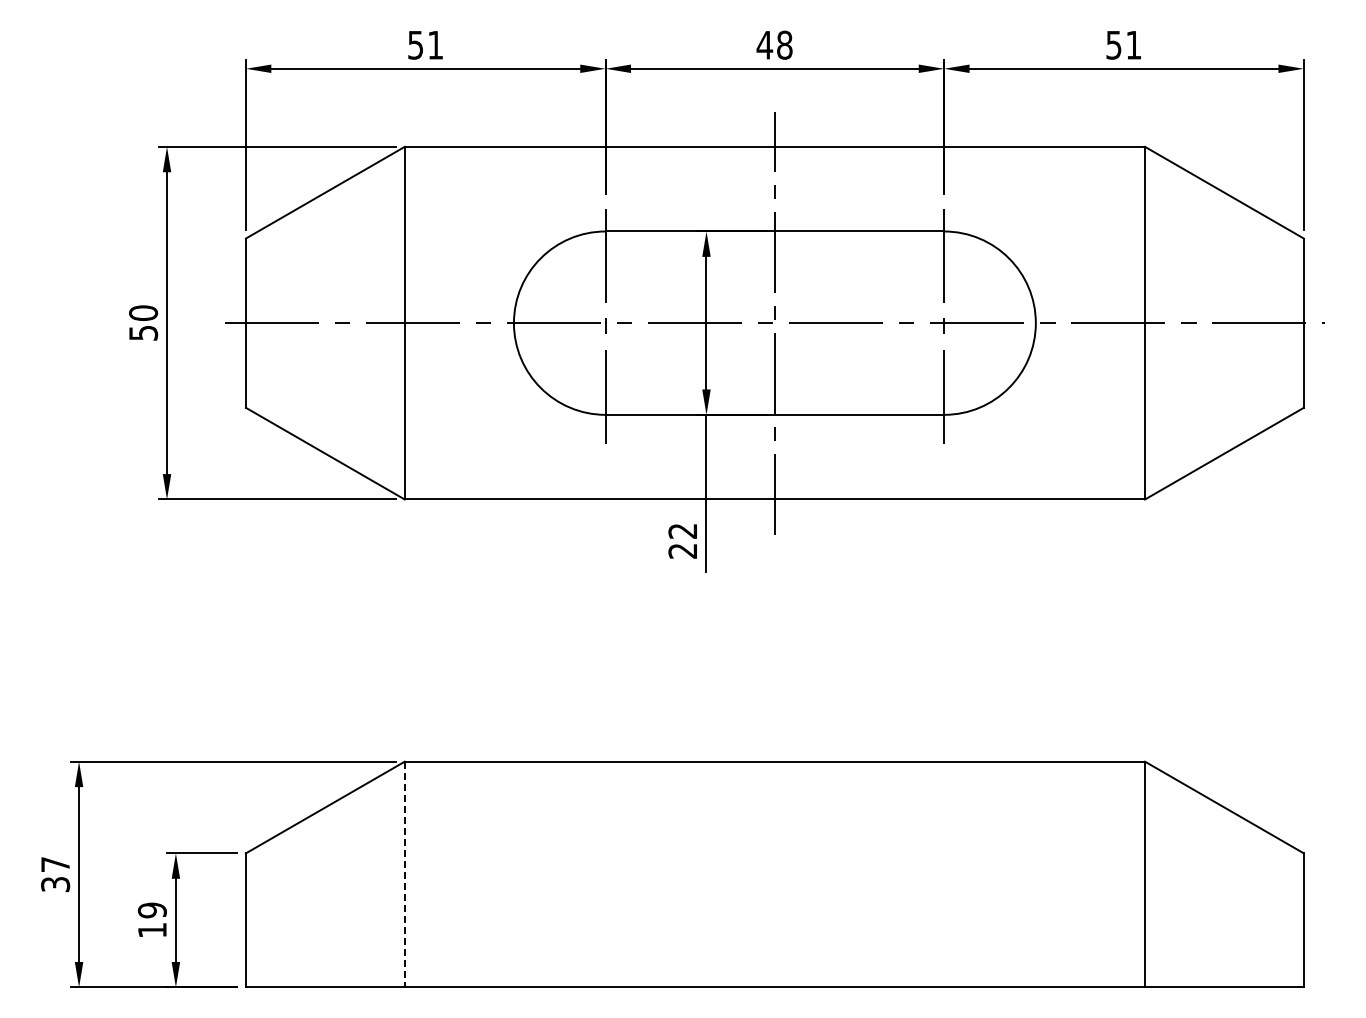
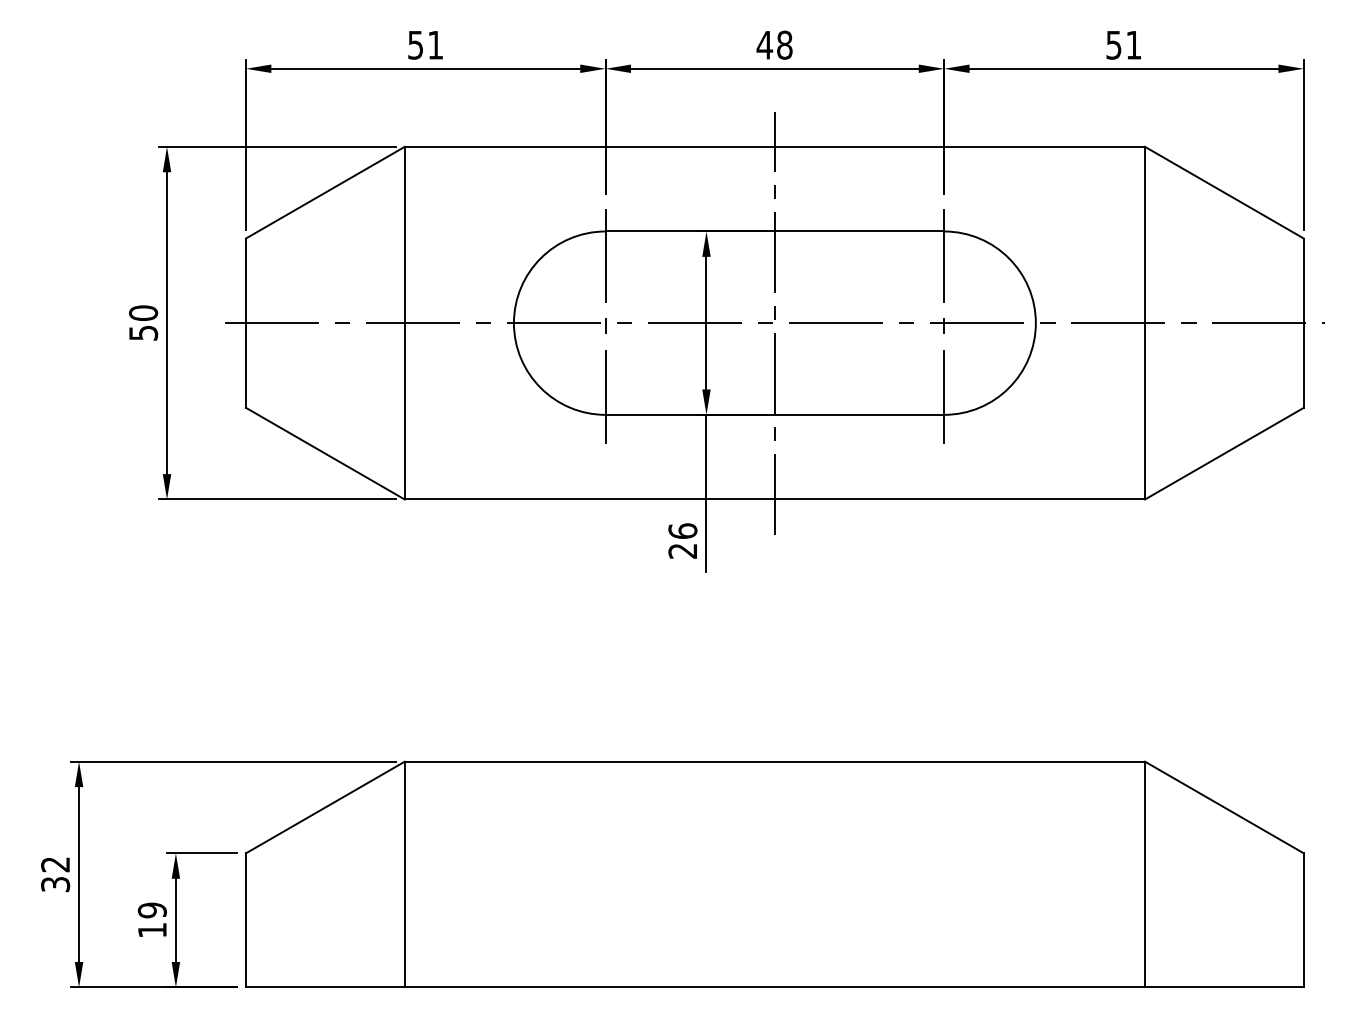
text: 22 -> 26 (682, 530)
text: 37 -> 32 (55, 864)
line: dashed -> solid (404, 874)
